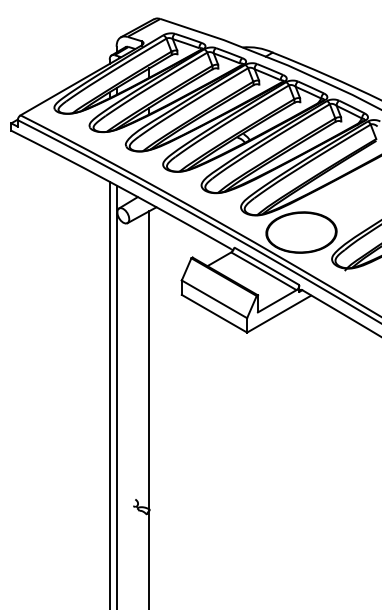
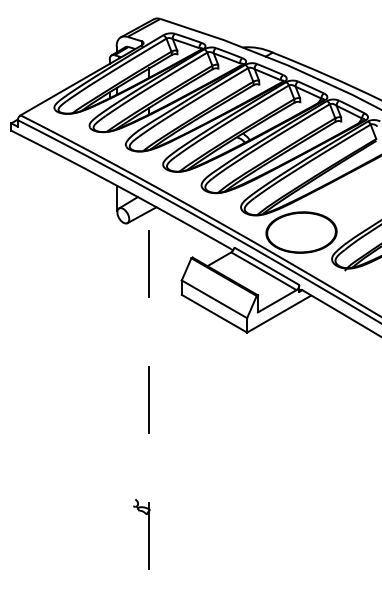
line: present -> none (109, 393)
line: present -> none (117, 409)
line: solid -> dashed (149, 410)
